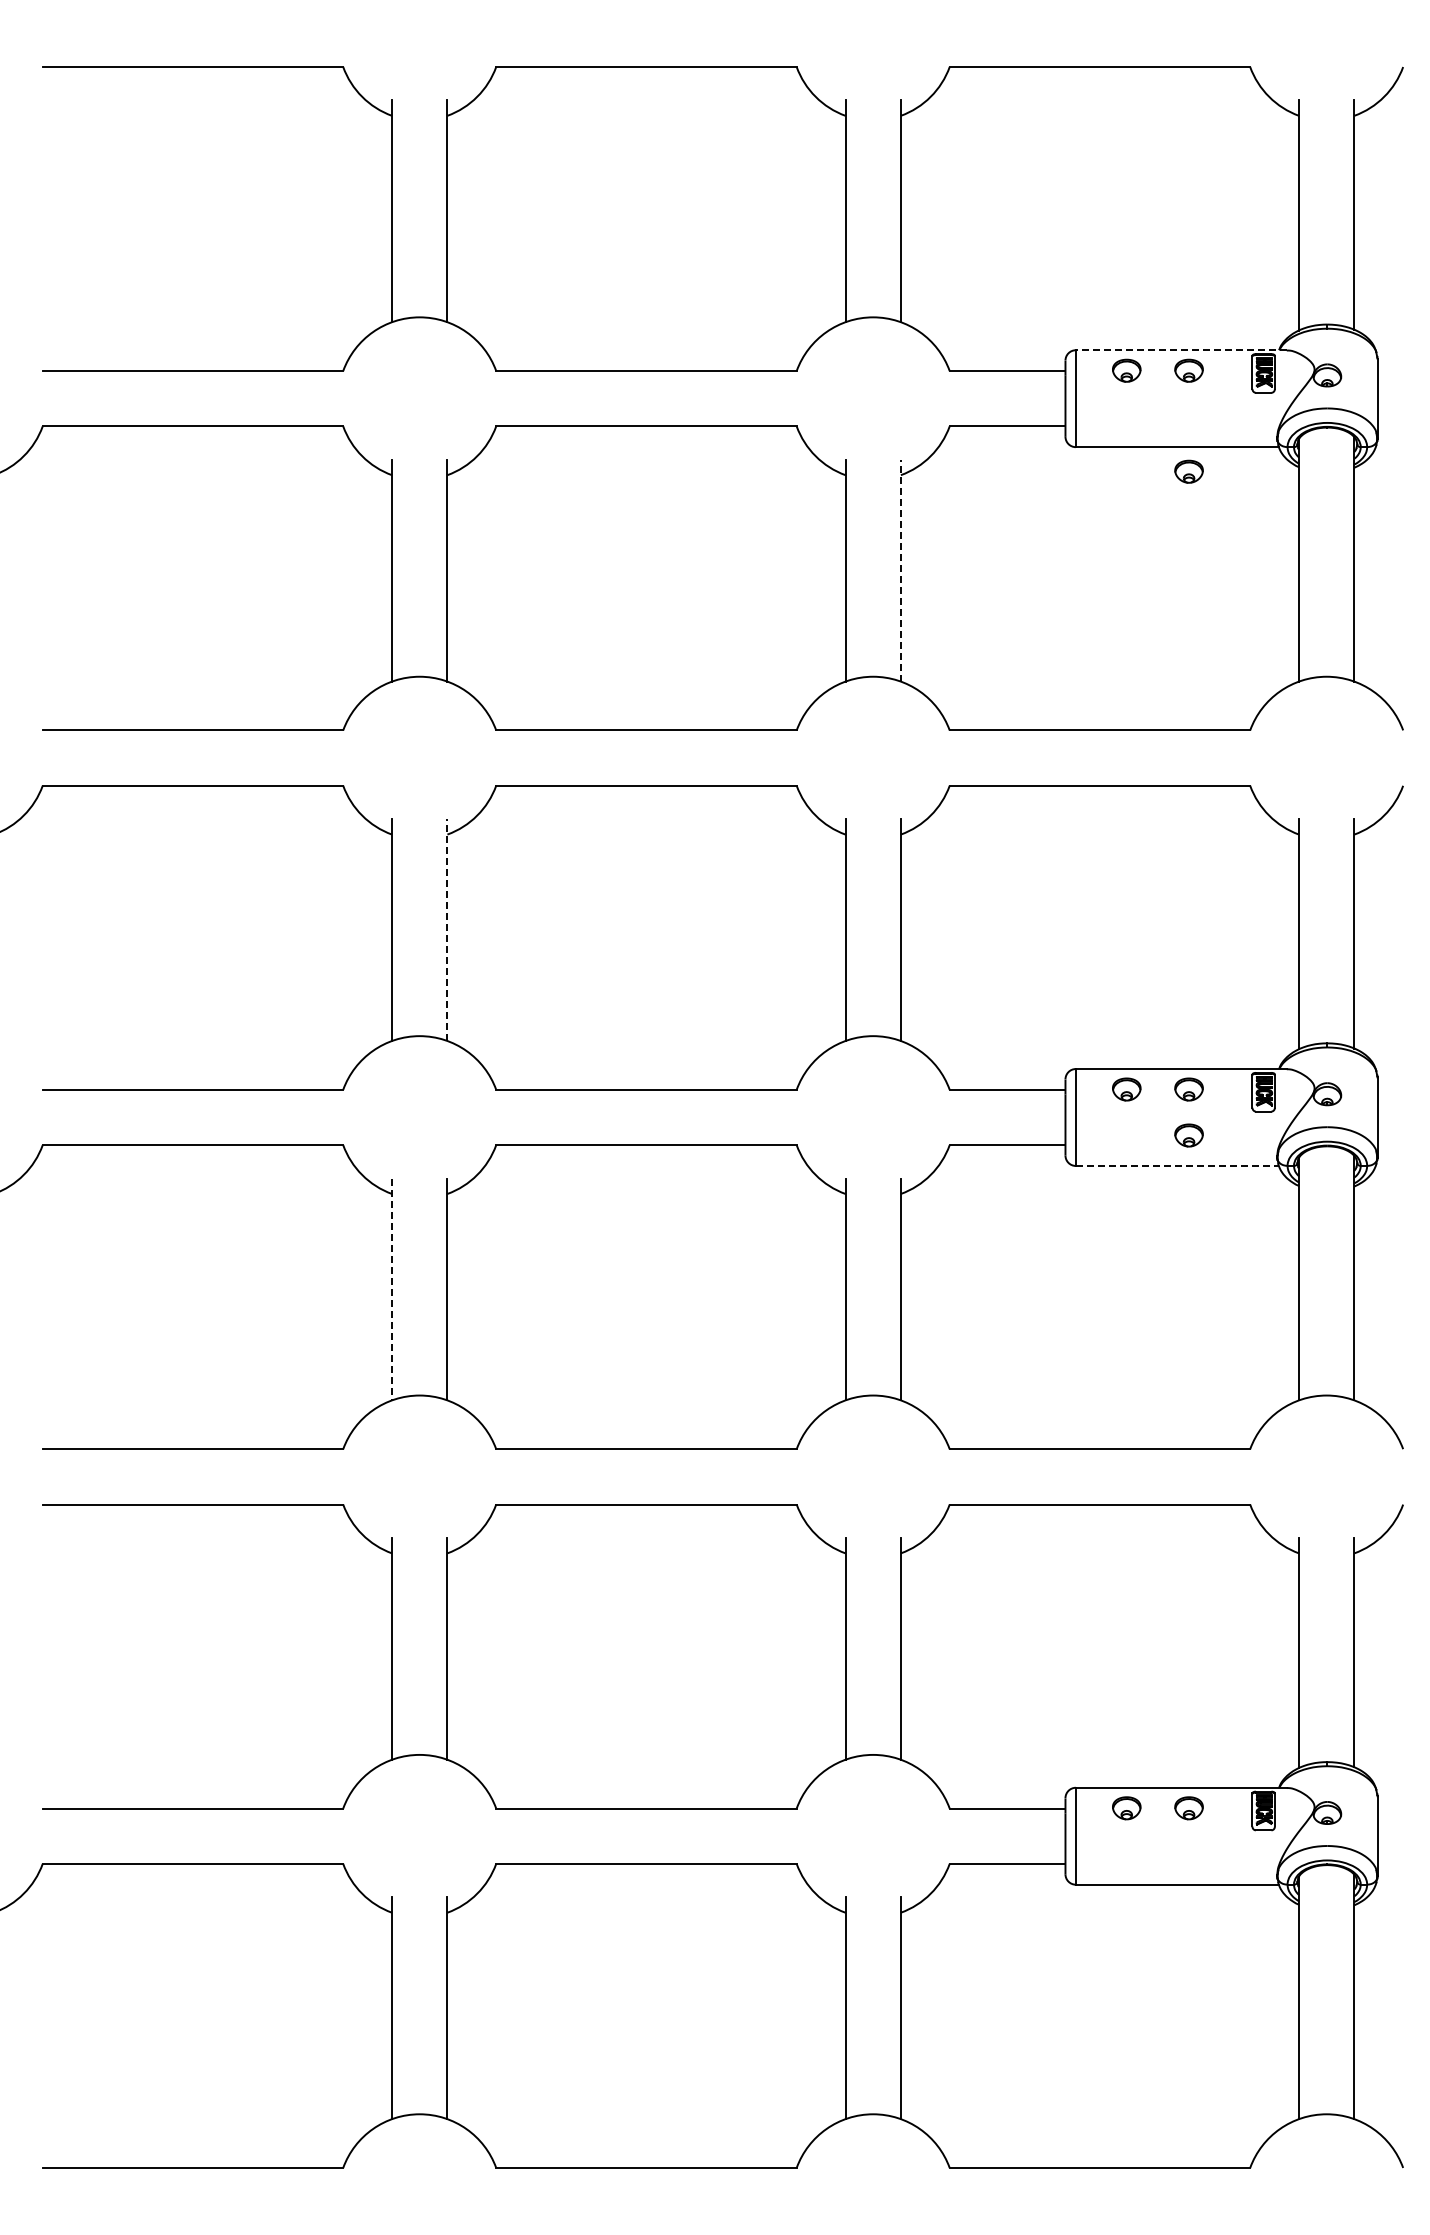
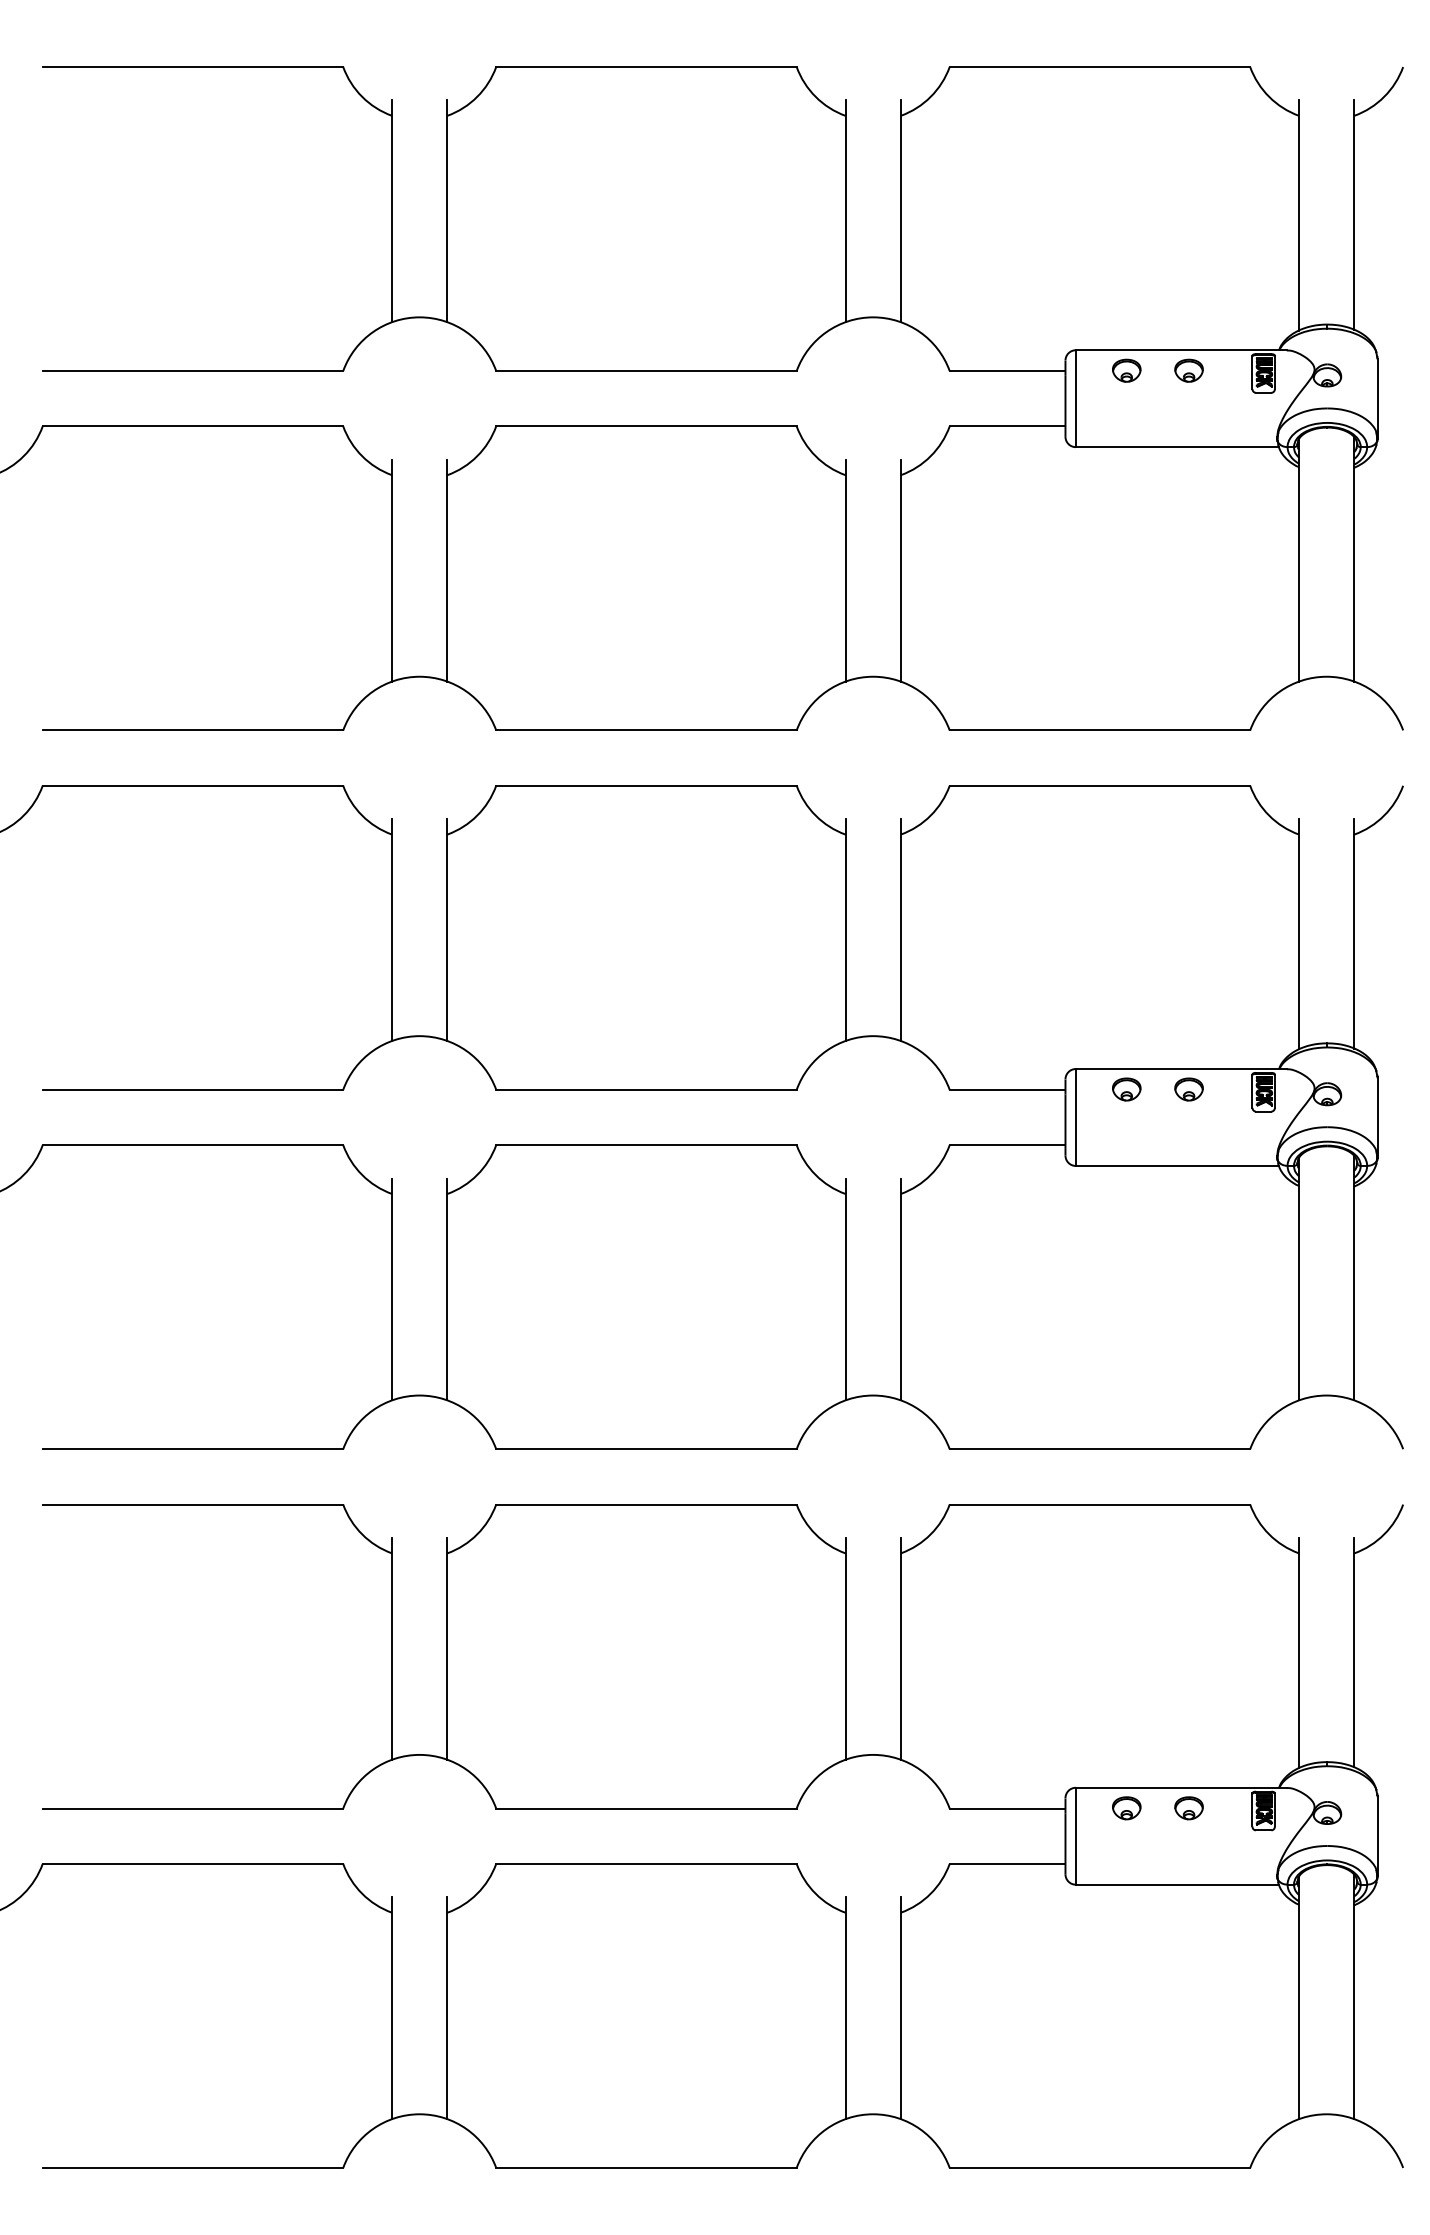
line: dashed -> solid (1180, 350)
part: present -> none (1188, 471)
line: dashed -> solid (900, 570)
line: dashed -> solid (447, 930)
part: present -> none (1188, 1135)
line: dashed -> solid (1177, 1165)
line: dashed -> solid (392, 1289)
